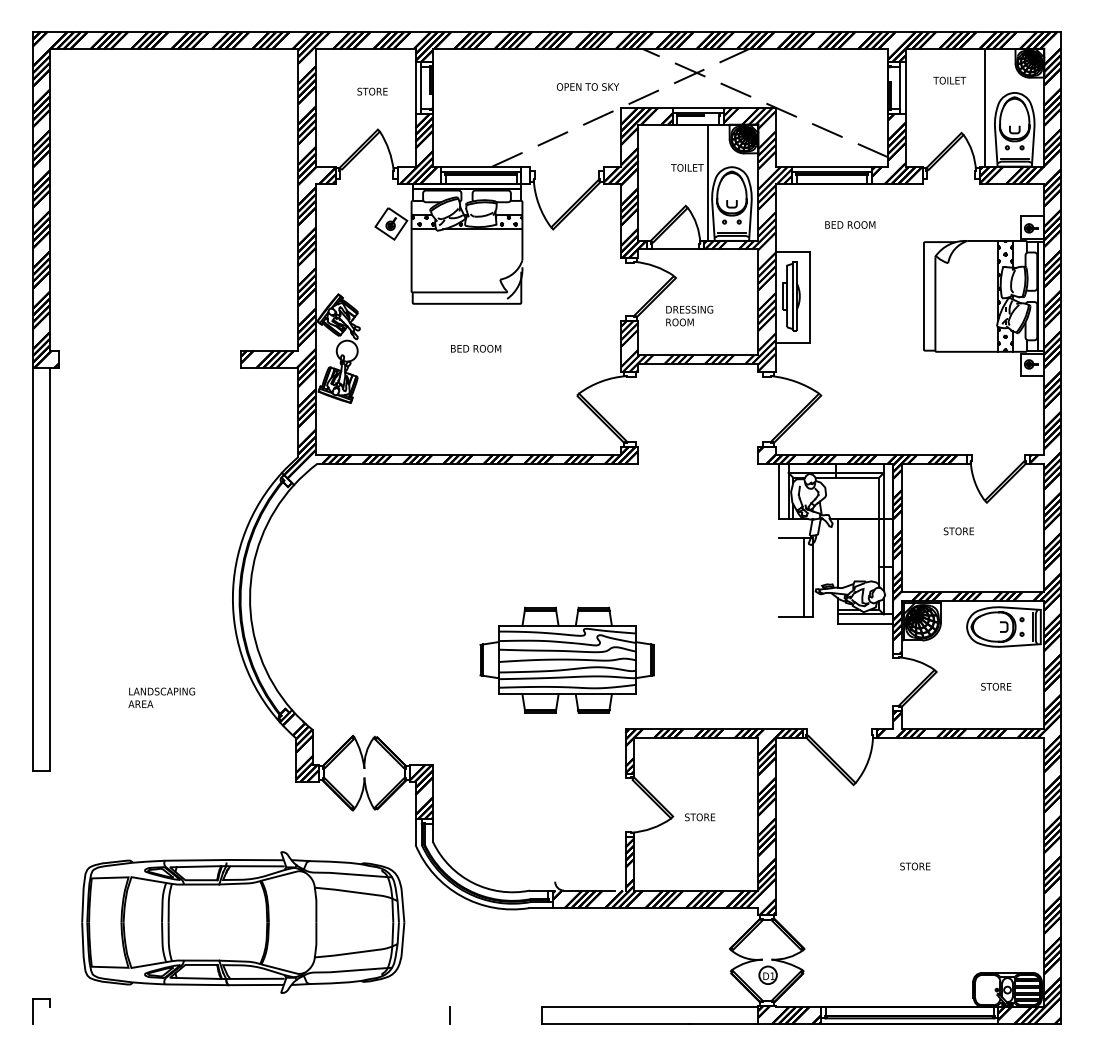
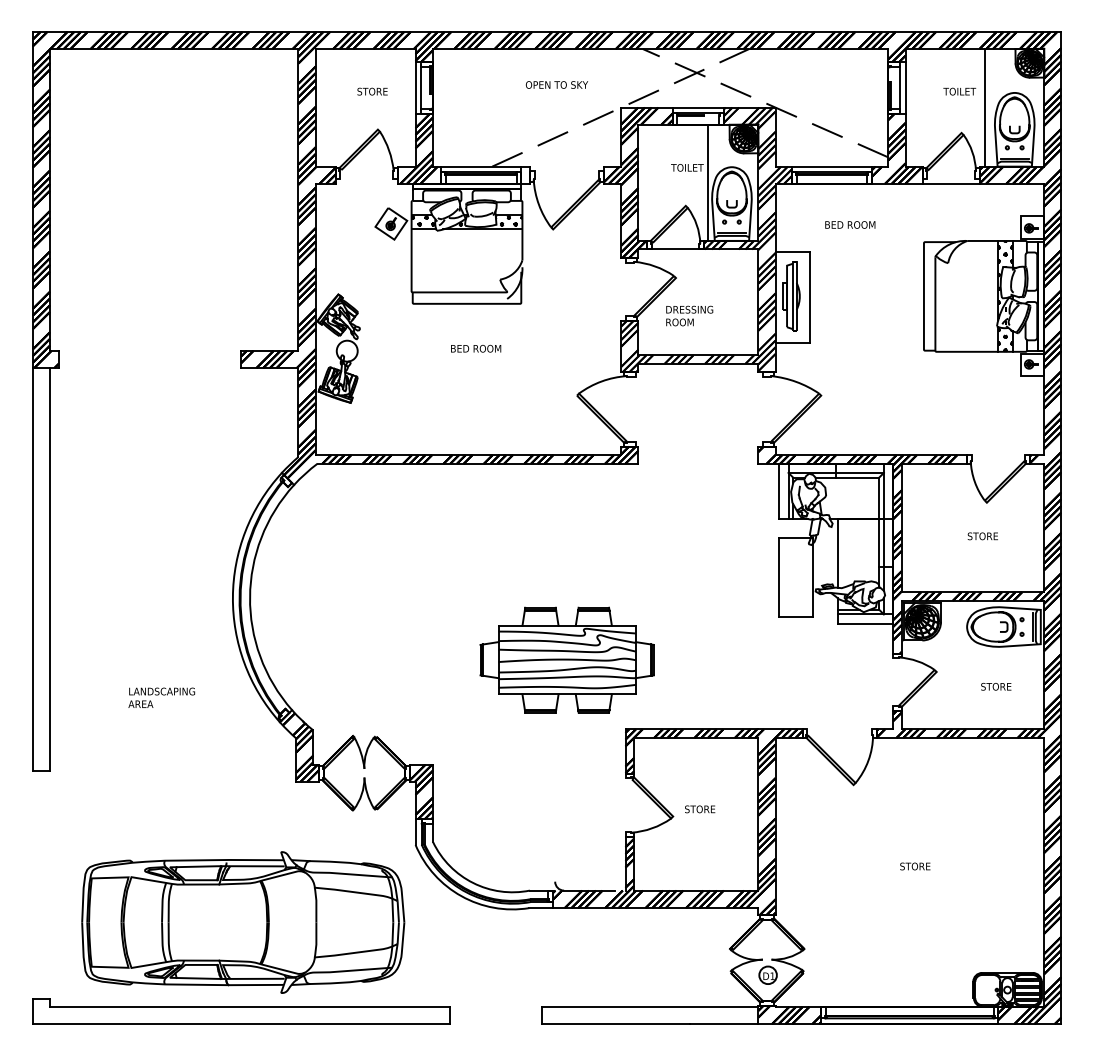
text position: (949, 80) -> (959, 91) (959, 91)
text position: (587, 86) -> (556, 84) (556, 84)
line: none -> present (950, 183)
text position: (958, 531) -> (982, 536) (982, 536)
line position: (804, 577) -> (779, 577) (779, 577)
text position: (700, 817) -> (700, 809) (700, 809)
line: none -> present (249, 1006)
line: none -> present (241, 1024)
